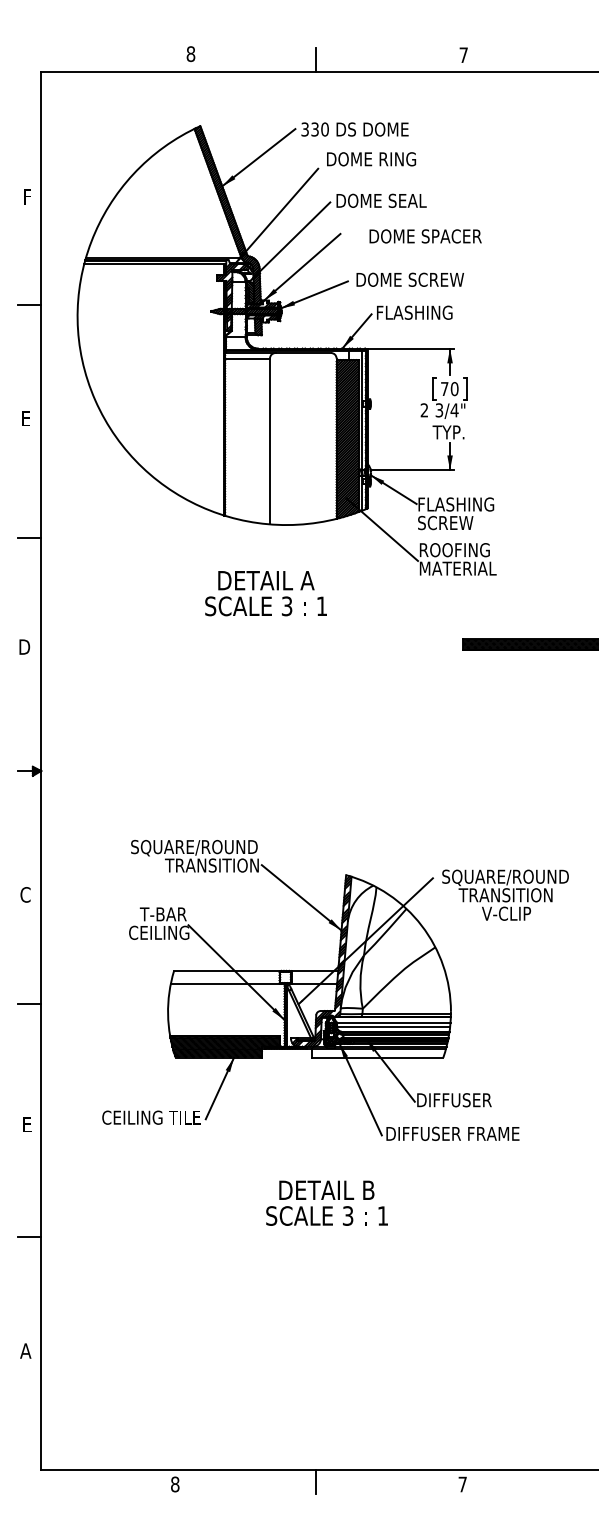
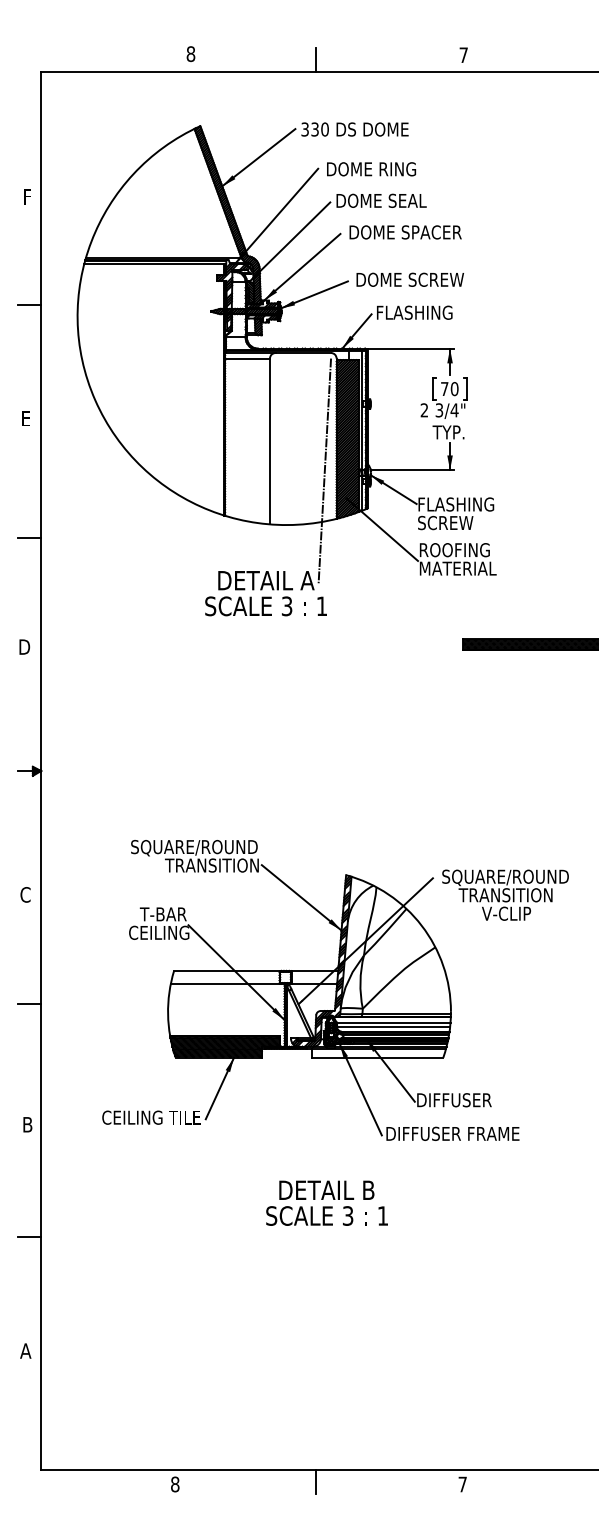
text position: (371, 159) -> (371, 169) (371, 169)
text position: (425, 236) -> (405, 232) (405, 232)
line: none -> present (324, 470)
text: E -> B (27, 1124)
